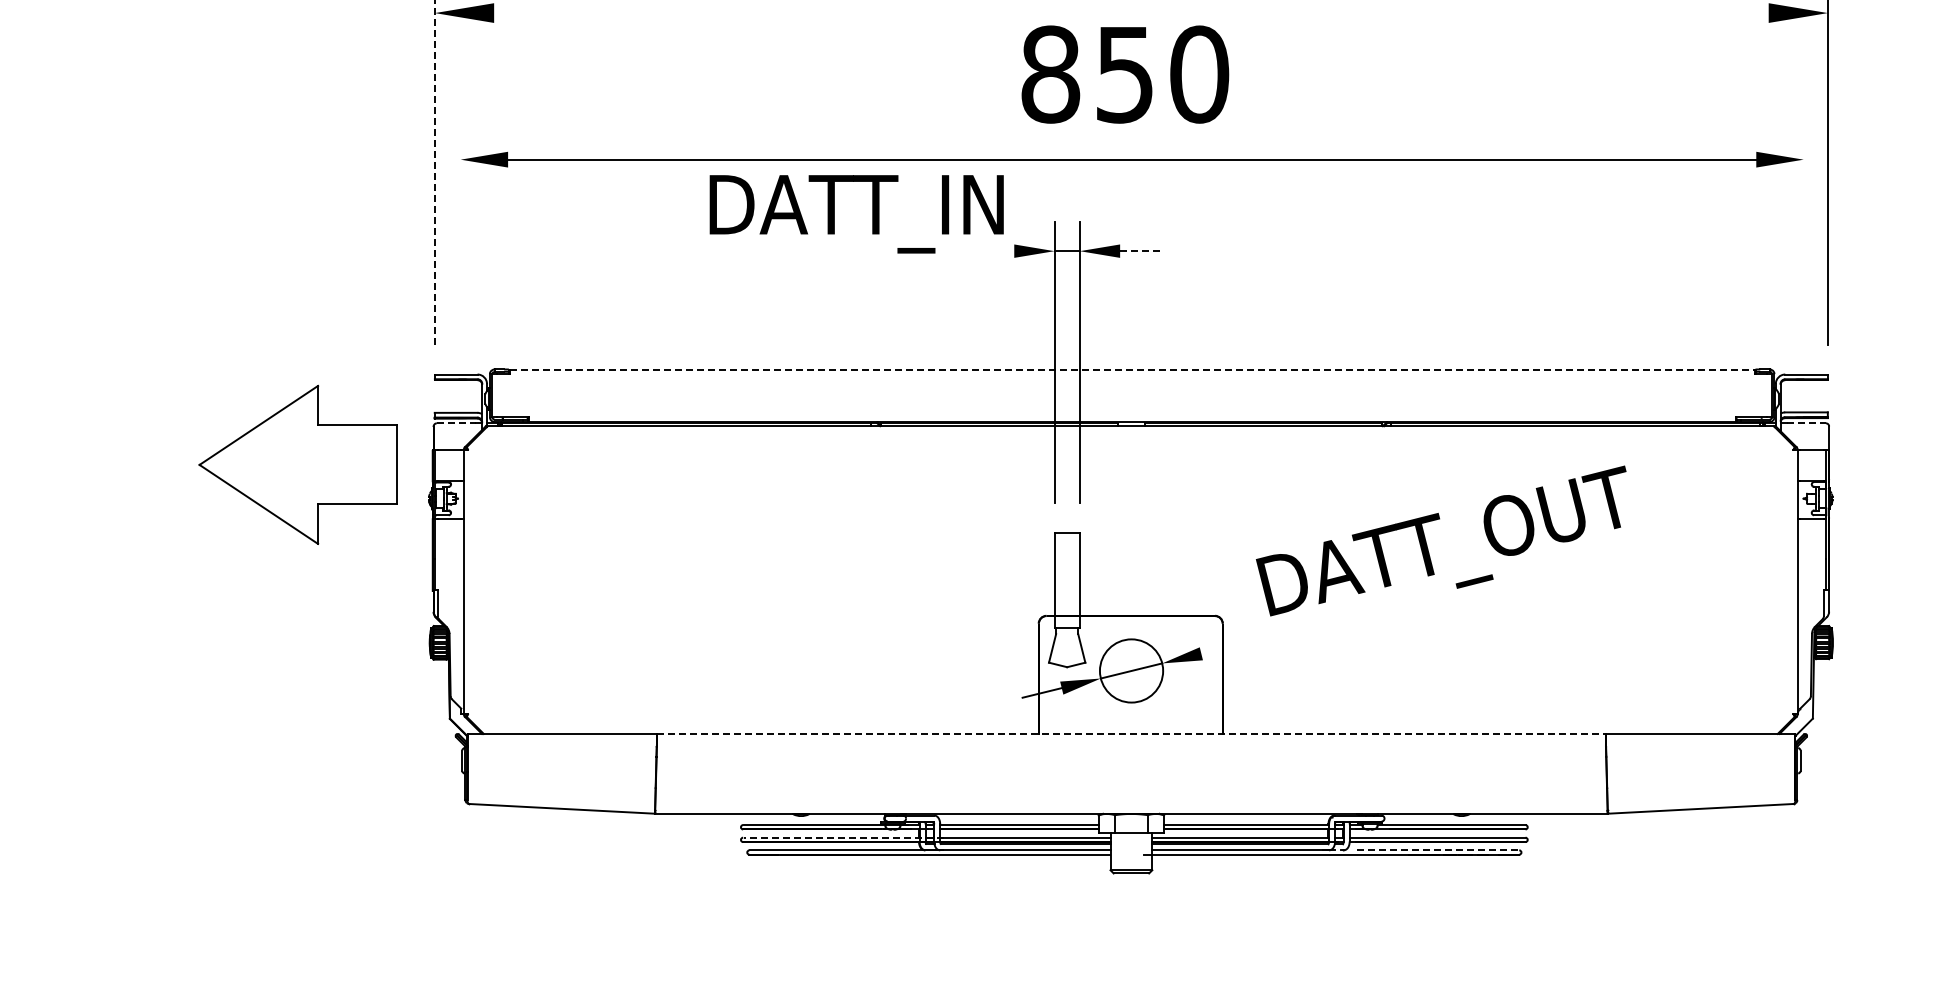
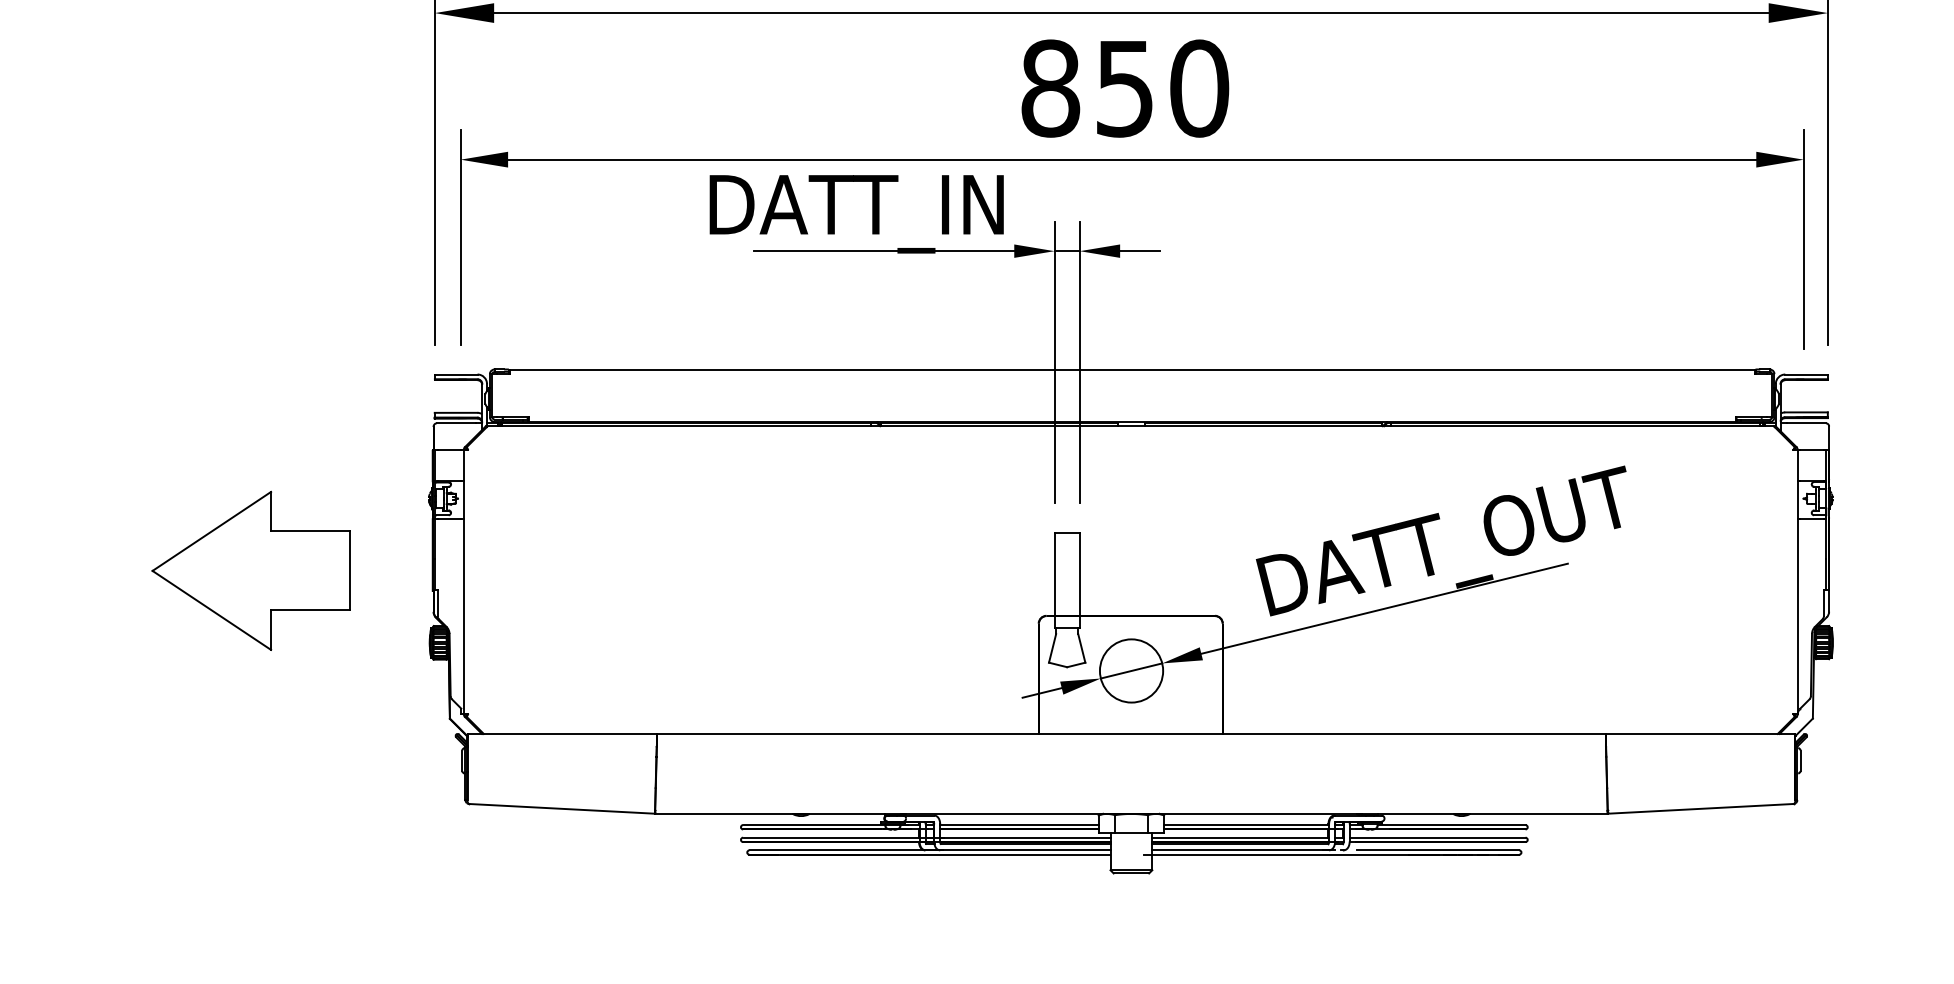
line: none -> present (1131, 13)
text position: (1125, 74) -> (1125, 88) (1125, 88)
line: dashed -> solid (434, 172)
line: none -> present (460, 237)
line: none -> present (1803, 239)
line: none -> present (884, 251)
line: dashed -> solid (1140, 251)
line: dashed -> solid (1132, 369)
line: dashed -> solid (456, 423)
line: dashed -> solid (1806, 423)
part position: (297, 464) -> (250, 570) (250, 570)
line: none -> present (1384, 608)
line: dashed -> solid (1131, 733)
line: dashed -> solid (843, 837)
line: dashed -> solid (1438, 850)
